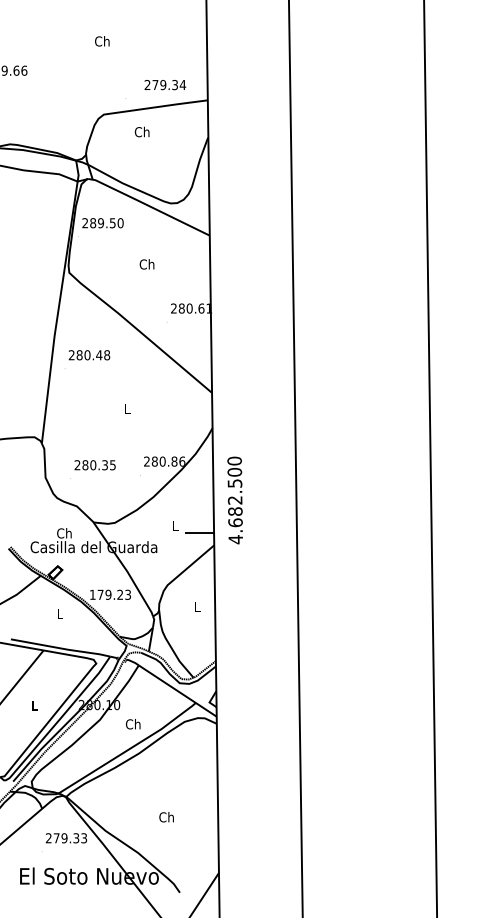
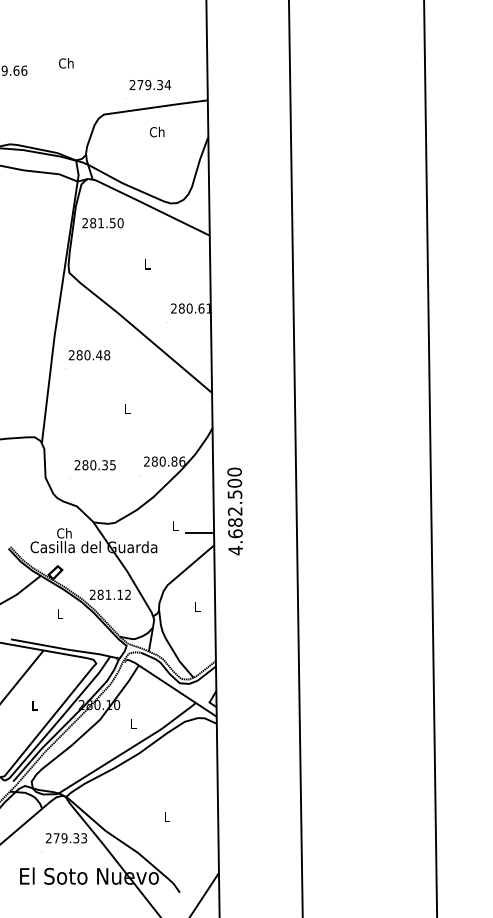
text position: (102, 41) -> (66, 63) (66, 63)
text position: (165, 85) -> (150, 85) (150, 85)
text position: (141, 131) -> (156, 131) (156, 131)
text: 289.50 -> 281.50 (101, 223)
text: Ch -> L (146, 264)
text position: (234, 500) -> (234, 511) (234, 511)
text: 179.23 -> 281.12 (109, 594)
text: Ch -> L (132, 724)
text: Ch -> L (166, 817)
